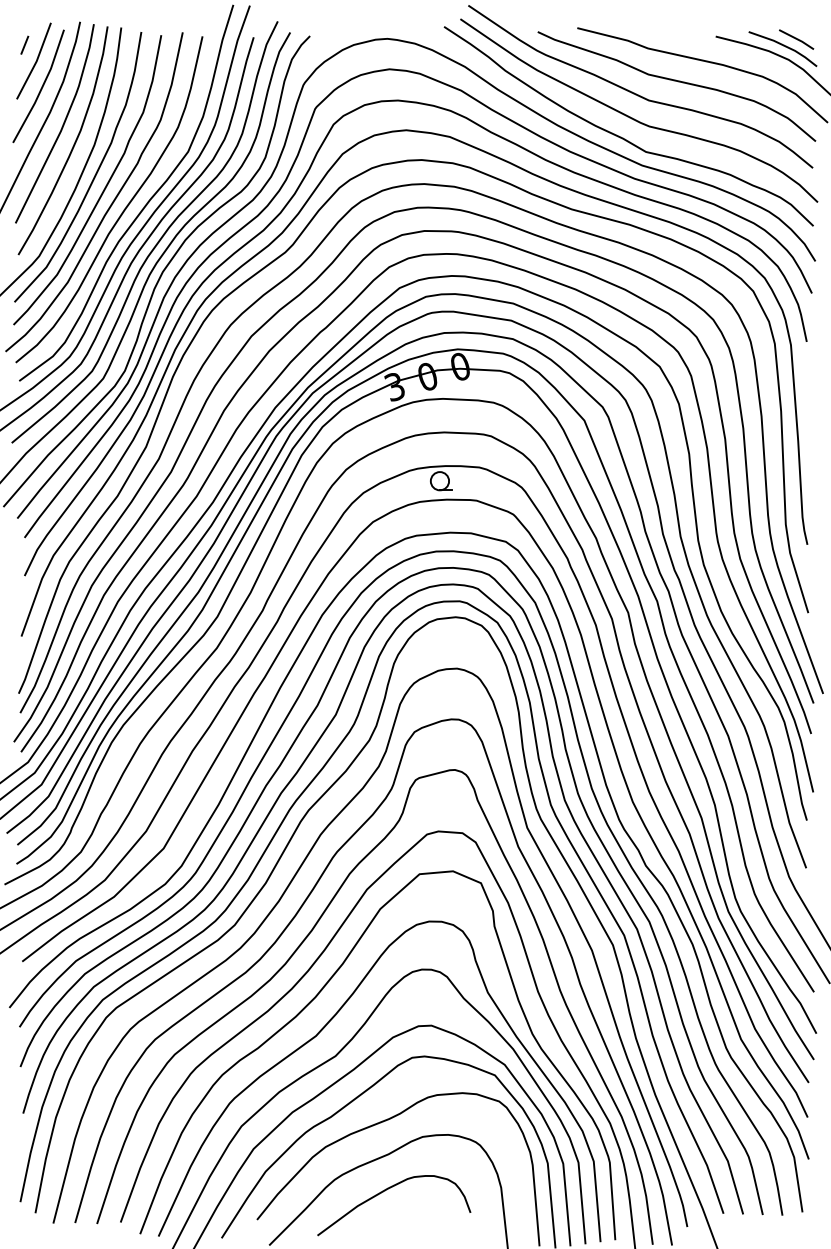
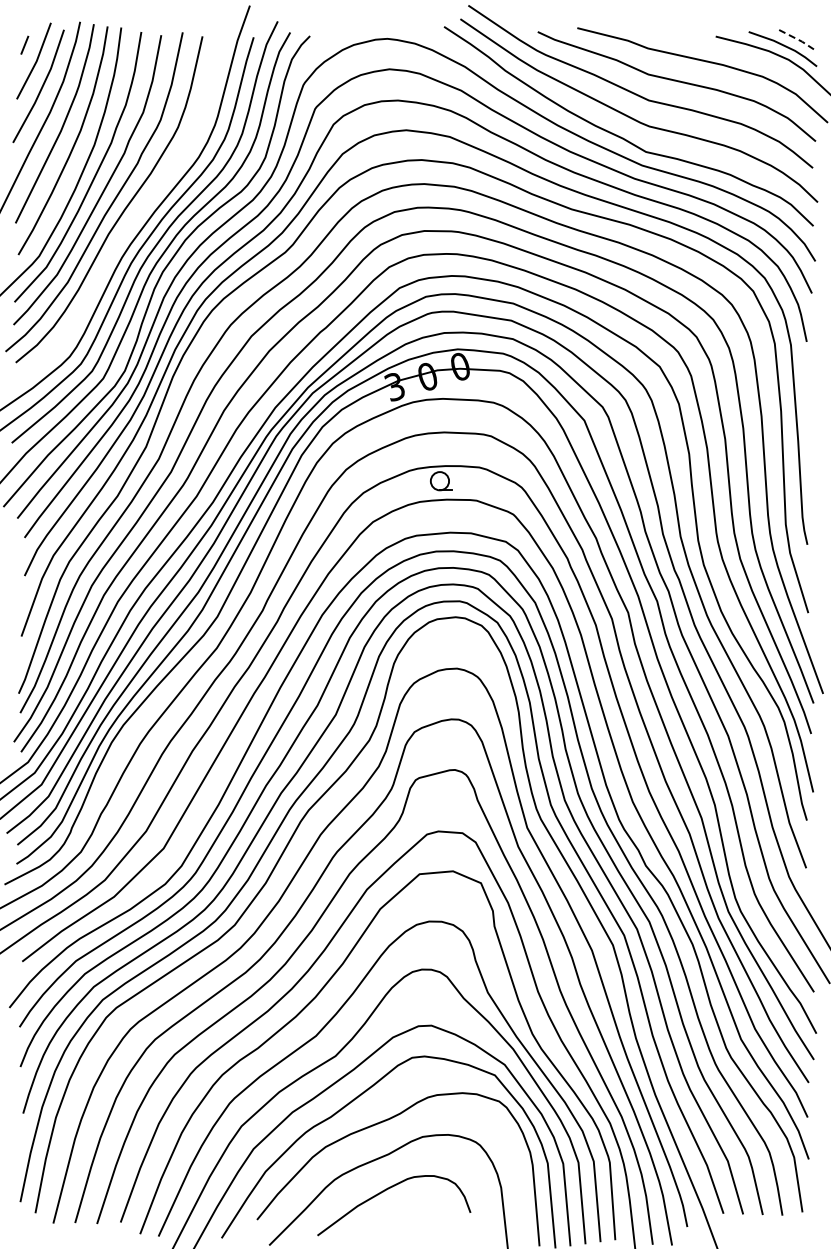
line: solid -> dashed (797, 39)
curve: present -> none (144, 205)
